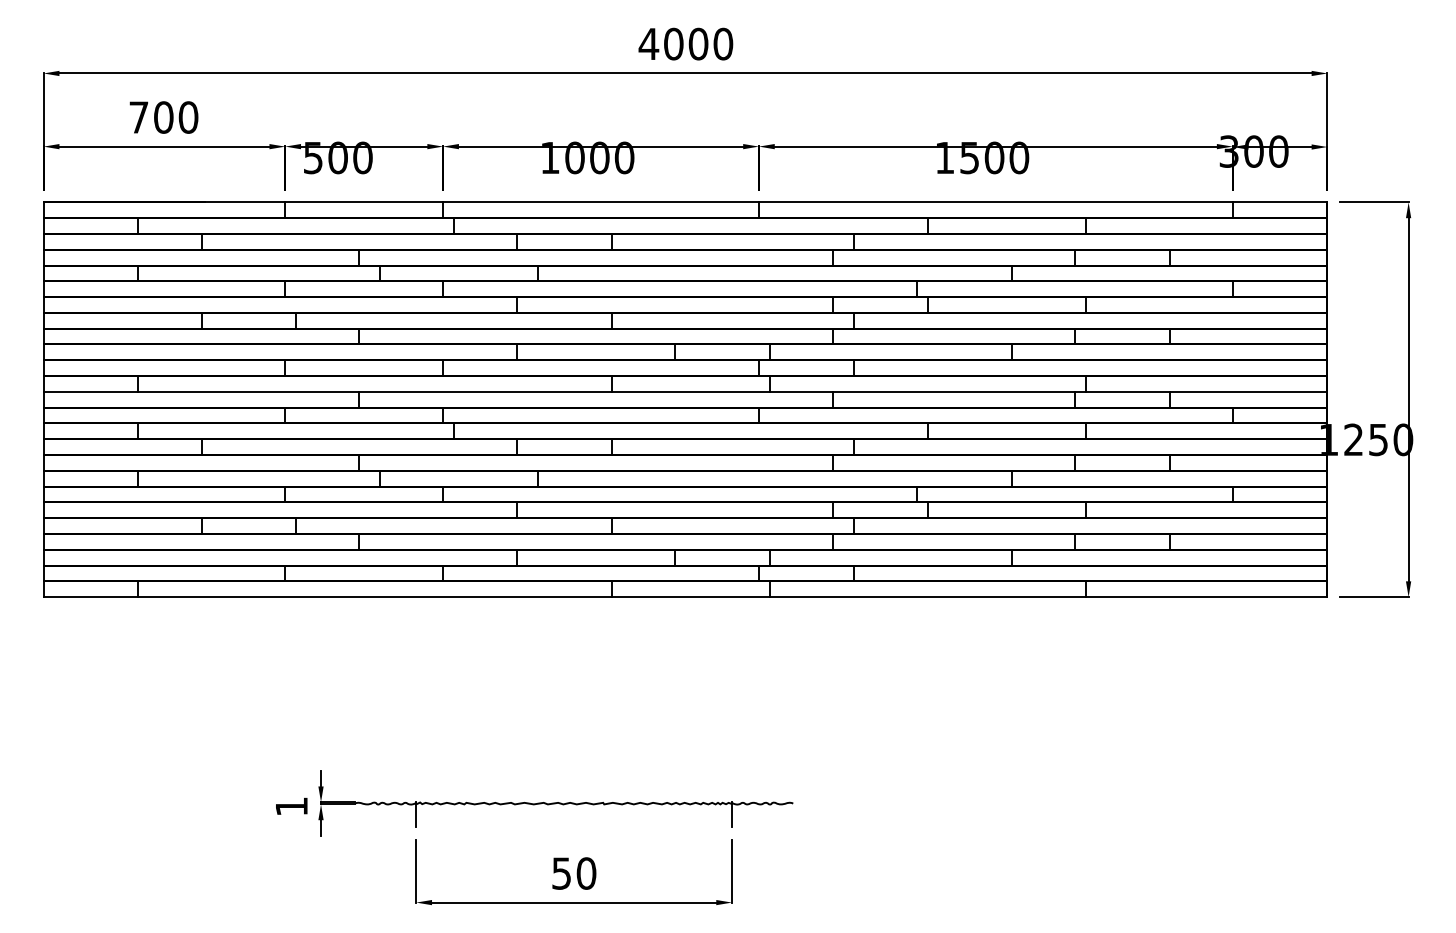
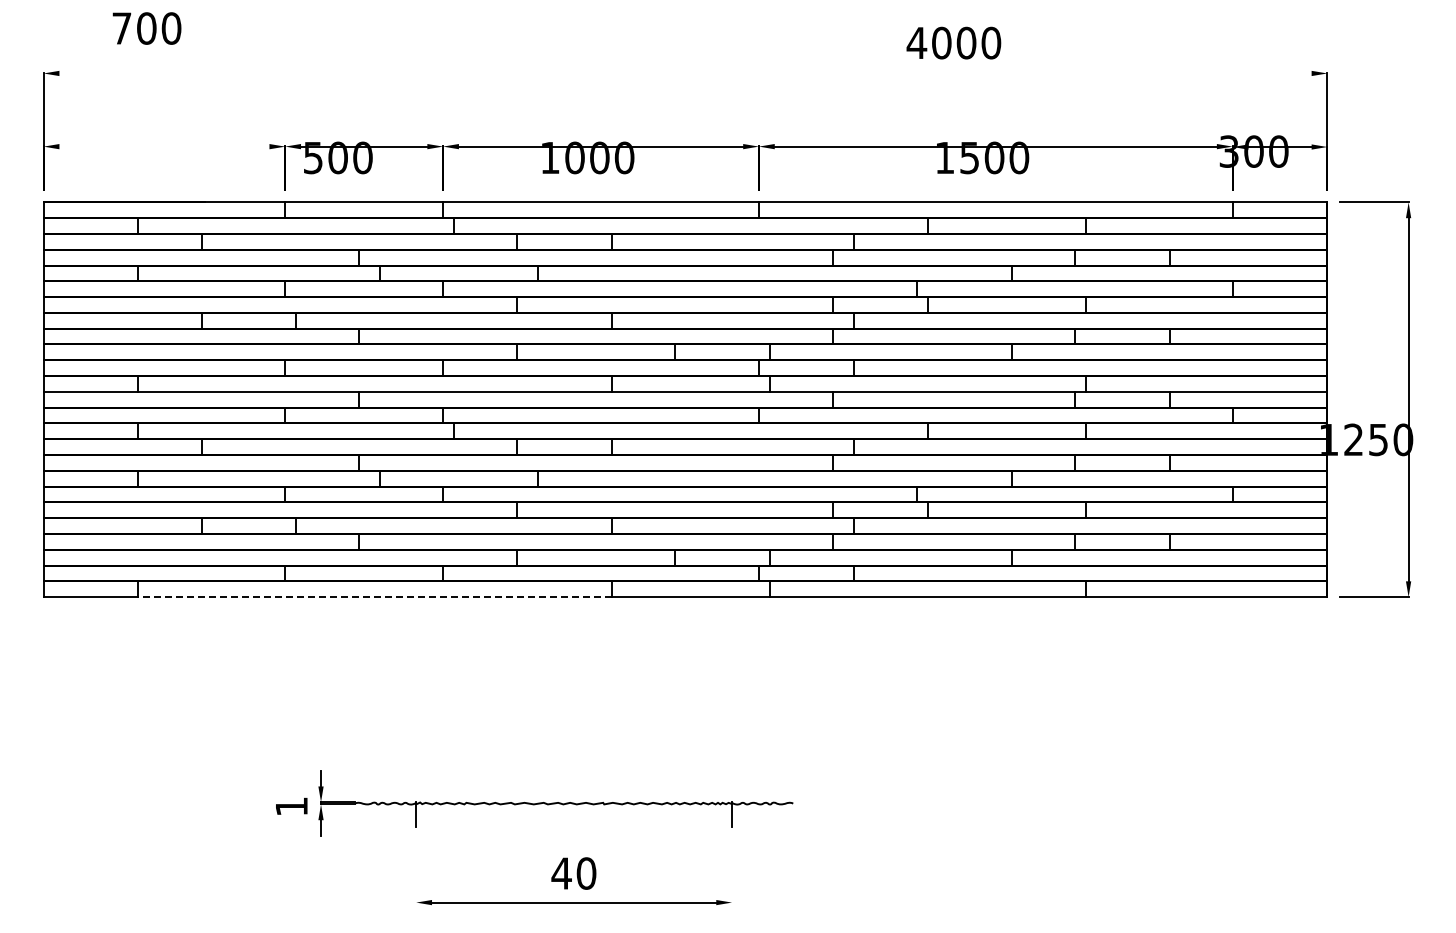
text position: (685, 43) -> (953, 42) (953, 42)
line: present -> none (685, 73)
text position: (163, 117) -> (146, 28) (146, 28)
line: present -> none (164, 146)
line: solid -> dashed (375, 597)
line: present -> none (416, 871)
line: present -> none (732, 871)
text: 50 -> 40 (561, 873)
